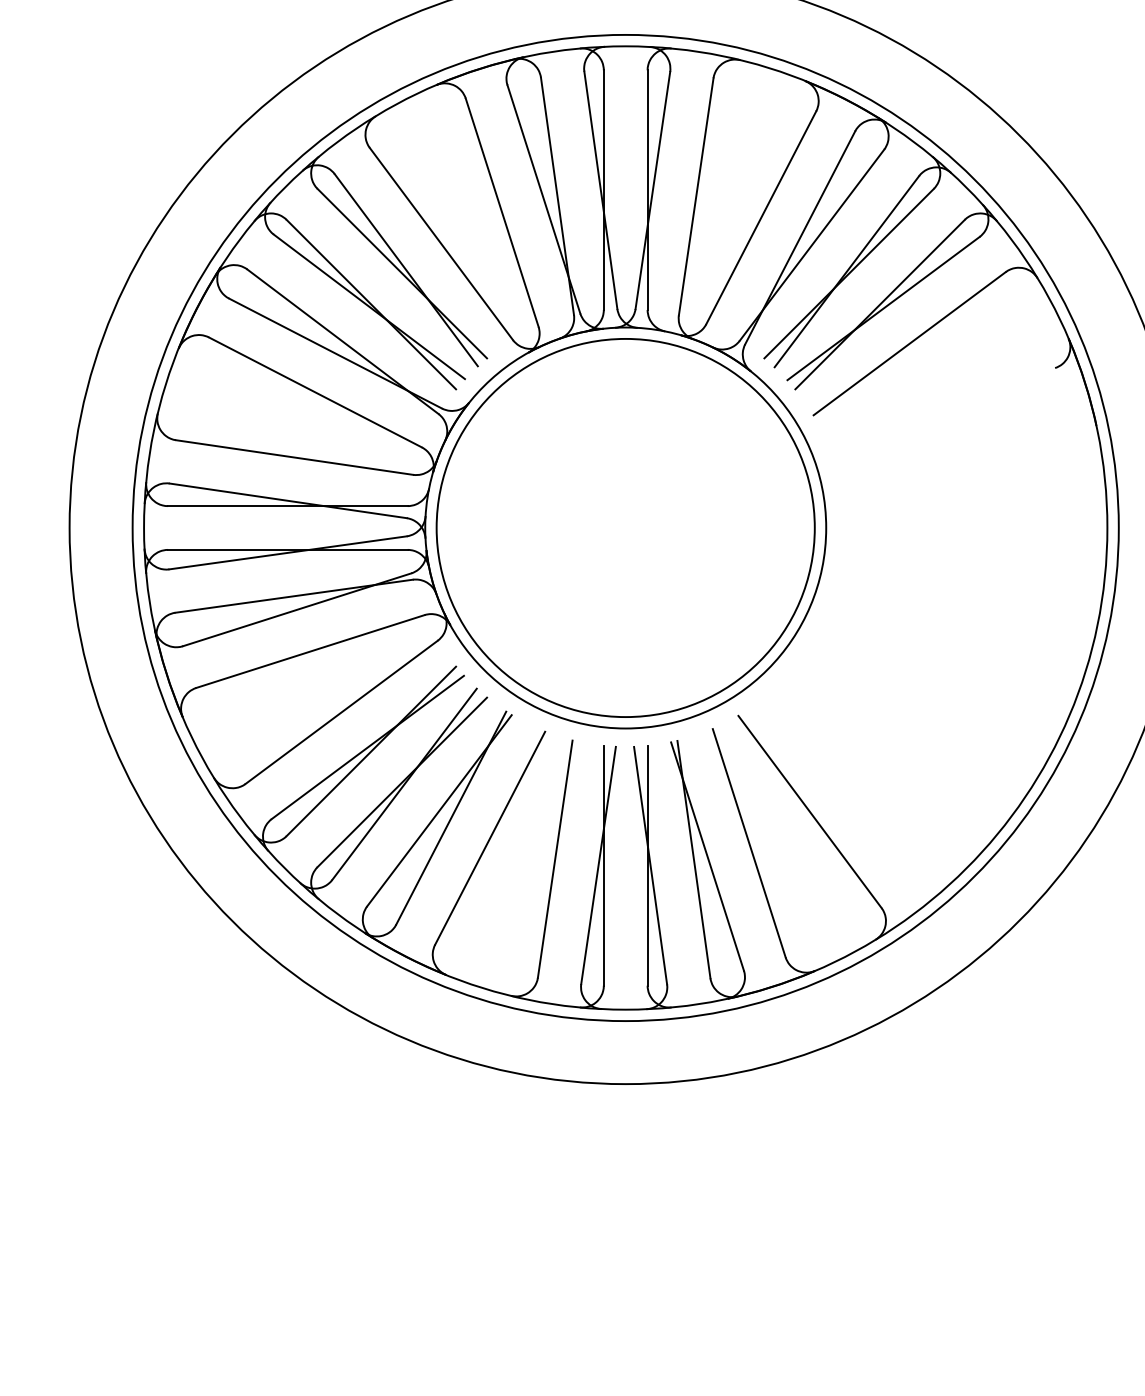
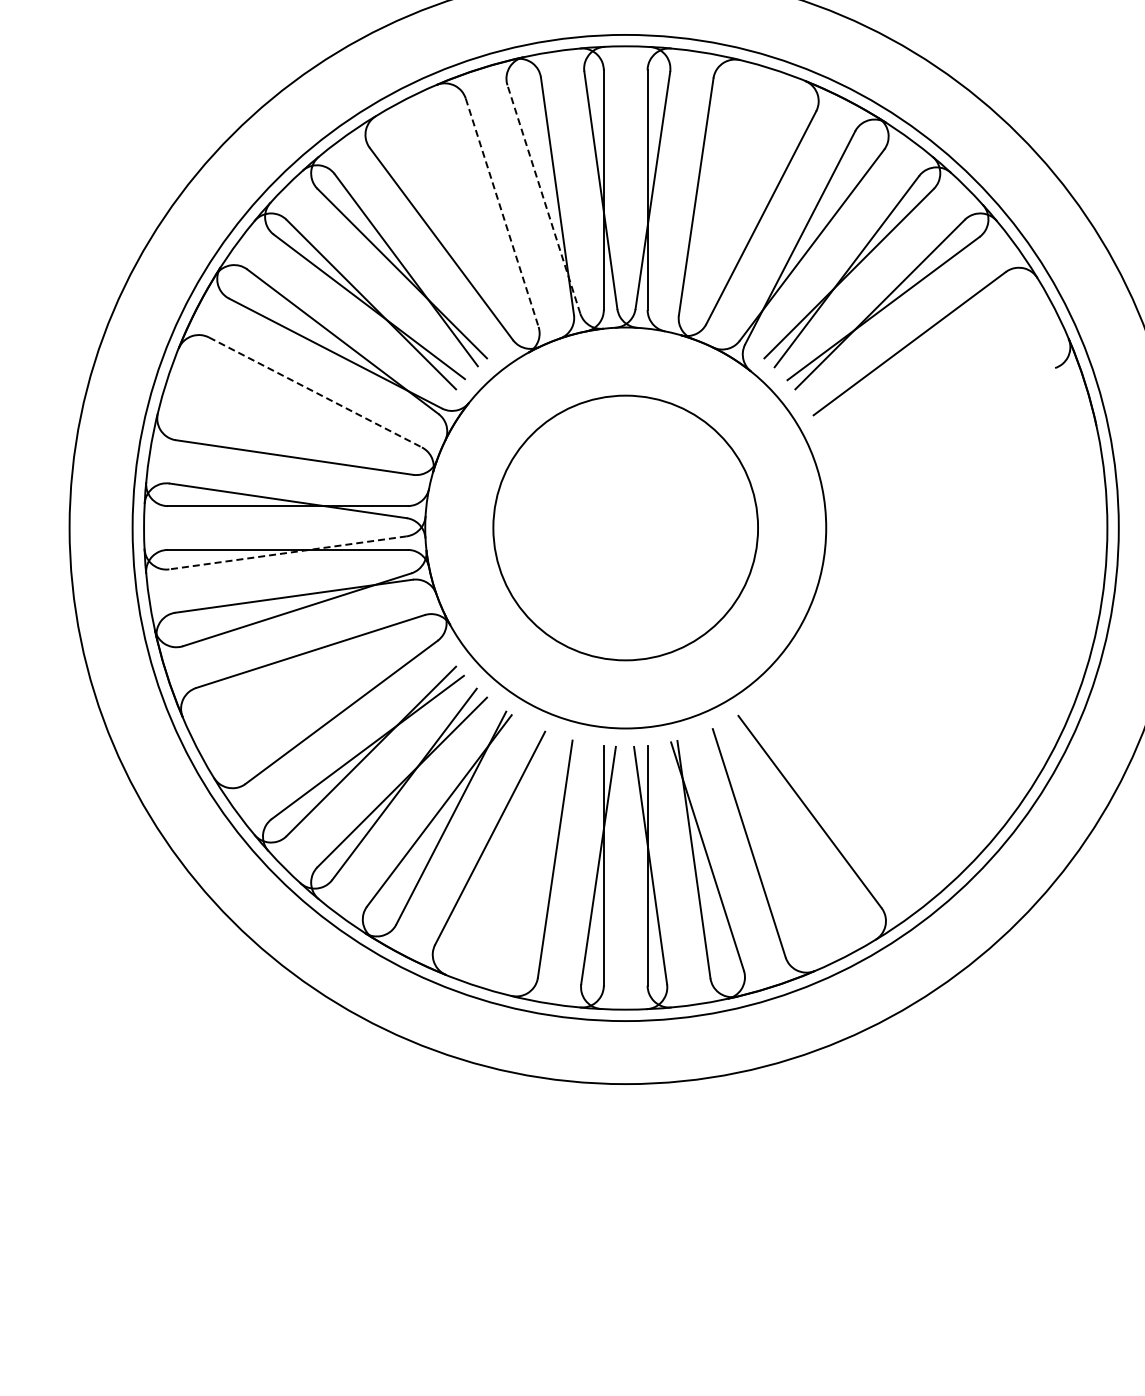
line: solid -> dashed (543, 199)
line: solid -> dashed (502, 212)
line: solid -> dashed (315, 392)
circle diameter: 378 px -> 265 px (625, 527)
line: solid -> dashed (288, 552)
